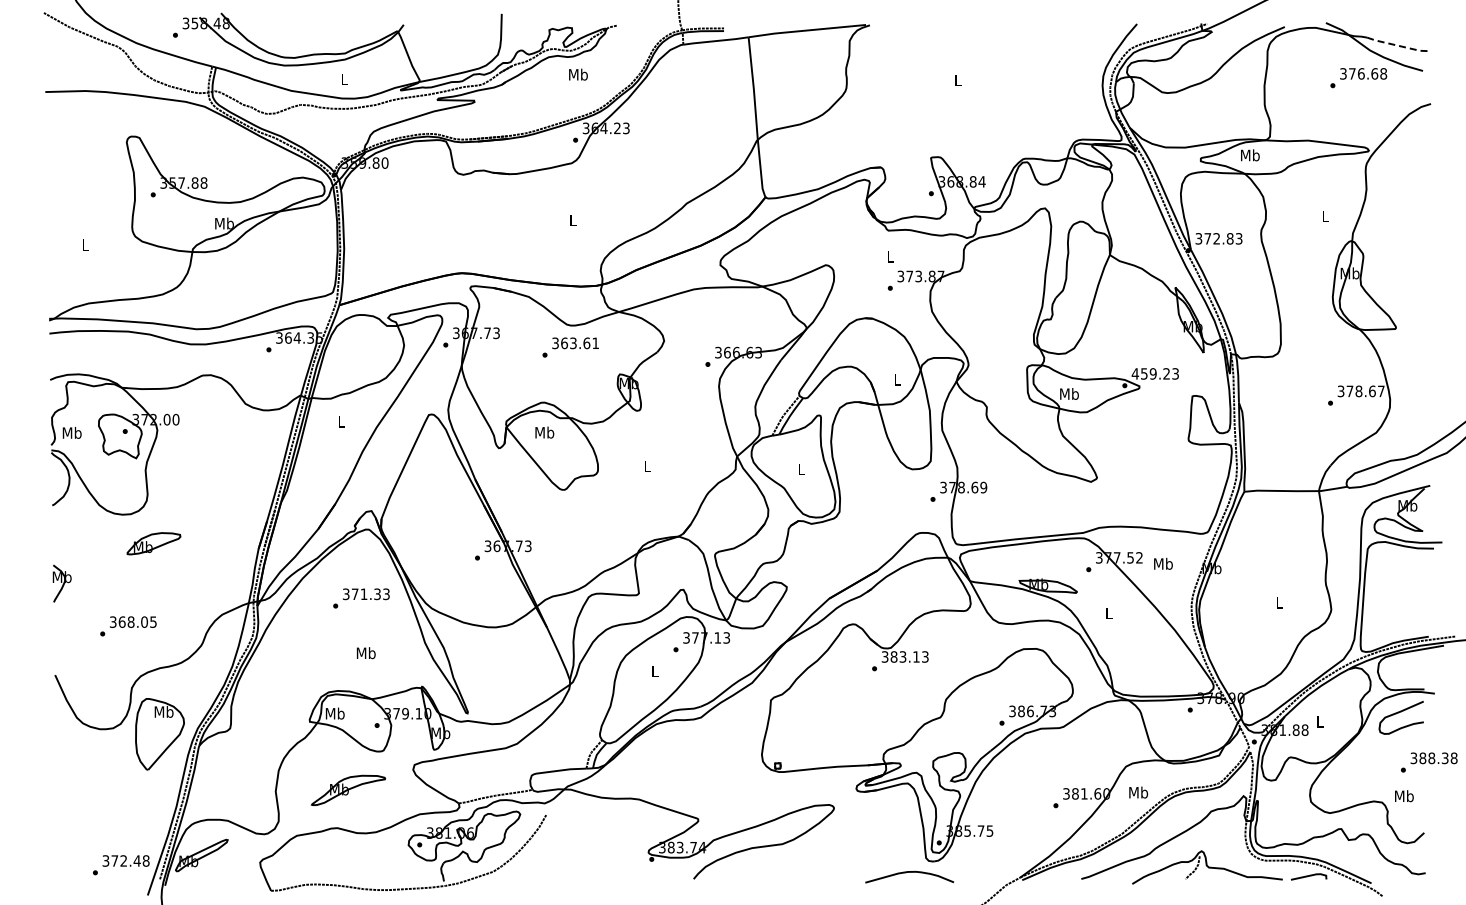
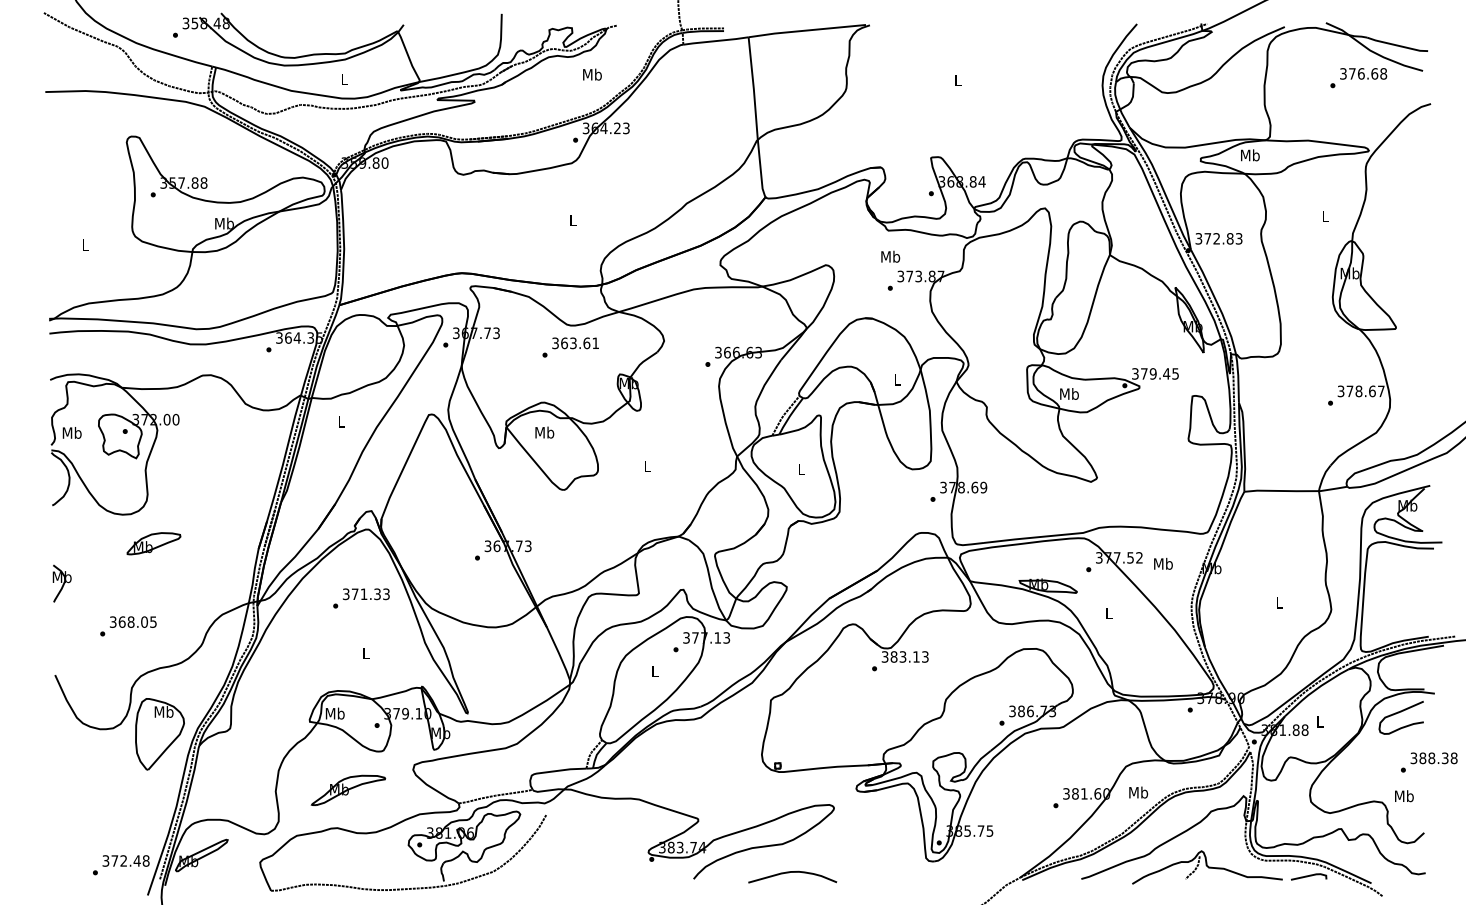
line: dashed -> solid (1397, 45)
text position: (578, 74) -> (592, 74) (592, 74)
text: L -> Mb (890, 256)
text: 459.23 -> 379.45 (1154, 373)
text: Mb -> L (365, 653)
curve position: (909, 872) -> (792, 872) (792, 872)
